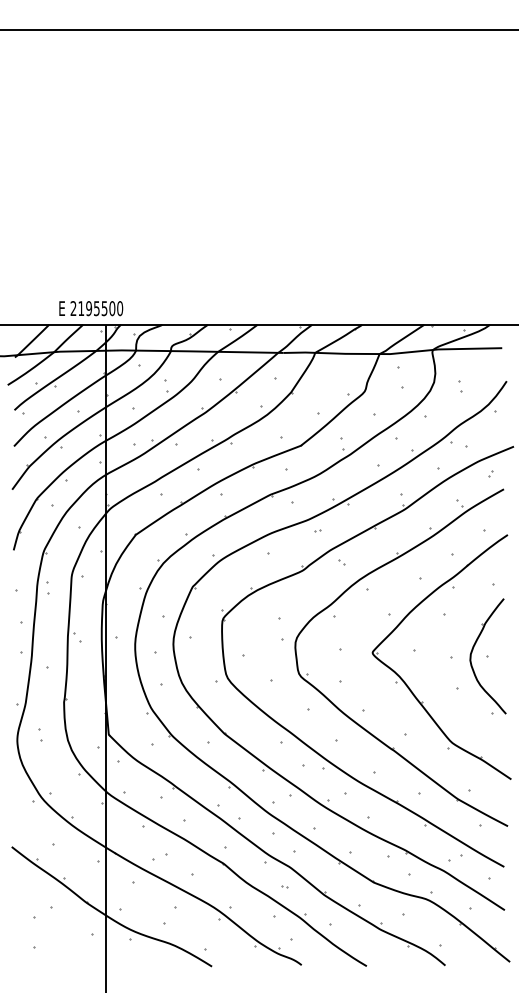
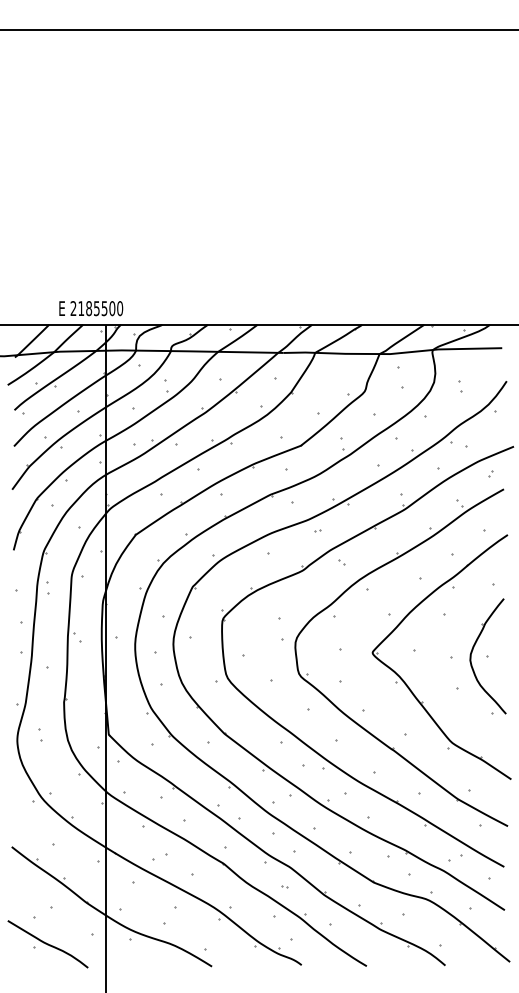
text: 2195500 -> 2185500 (89, 308)
curve: none -> present (47, 944)
